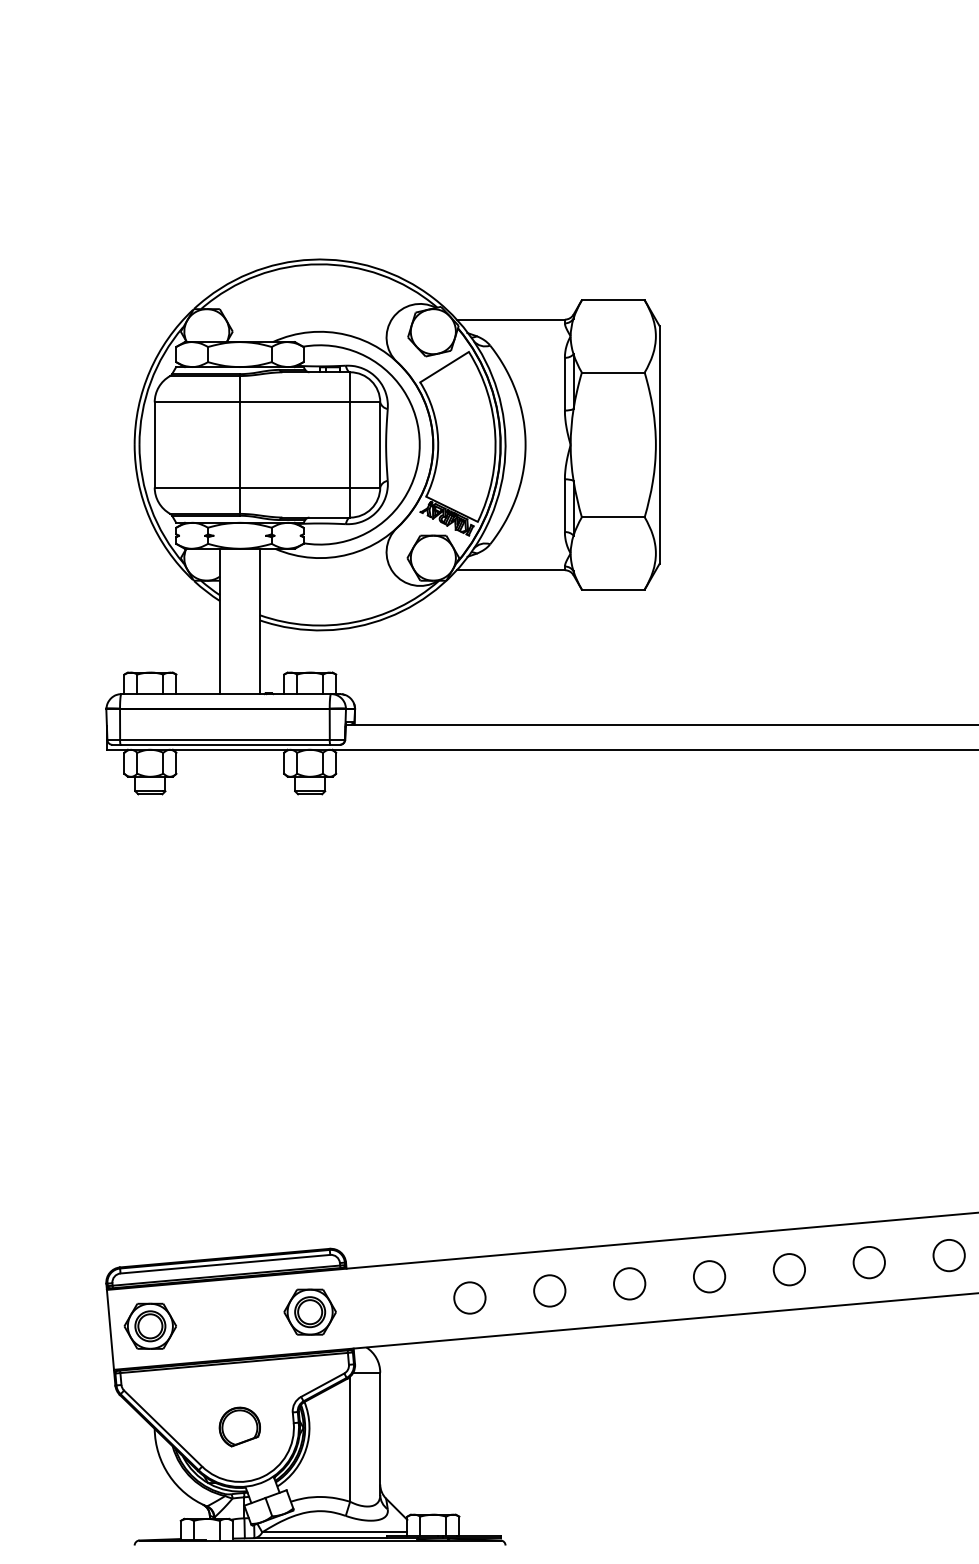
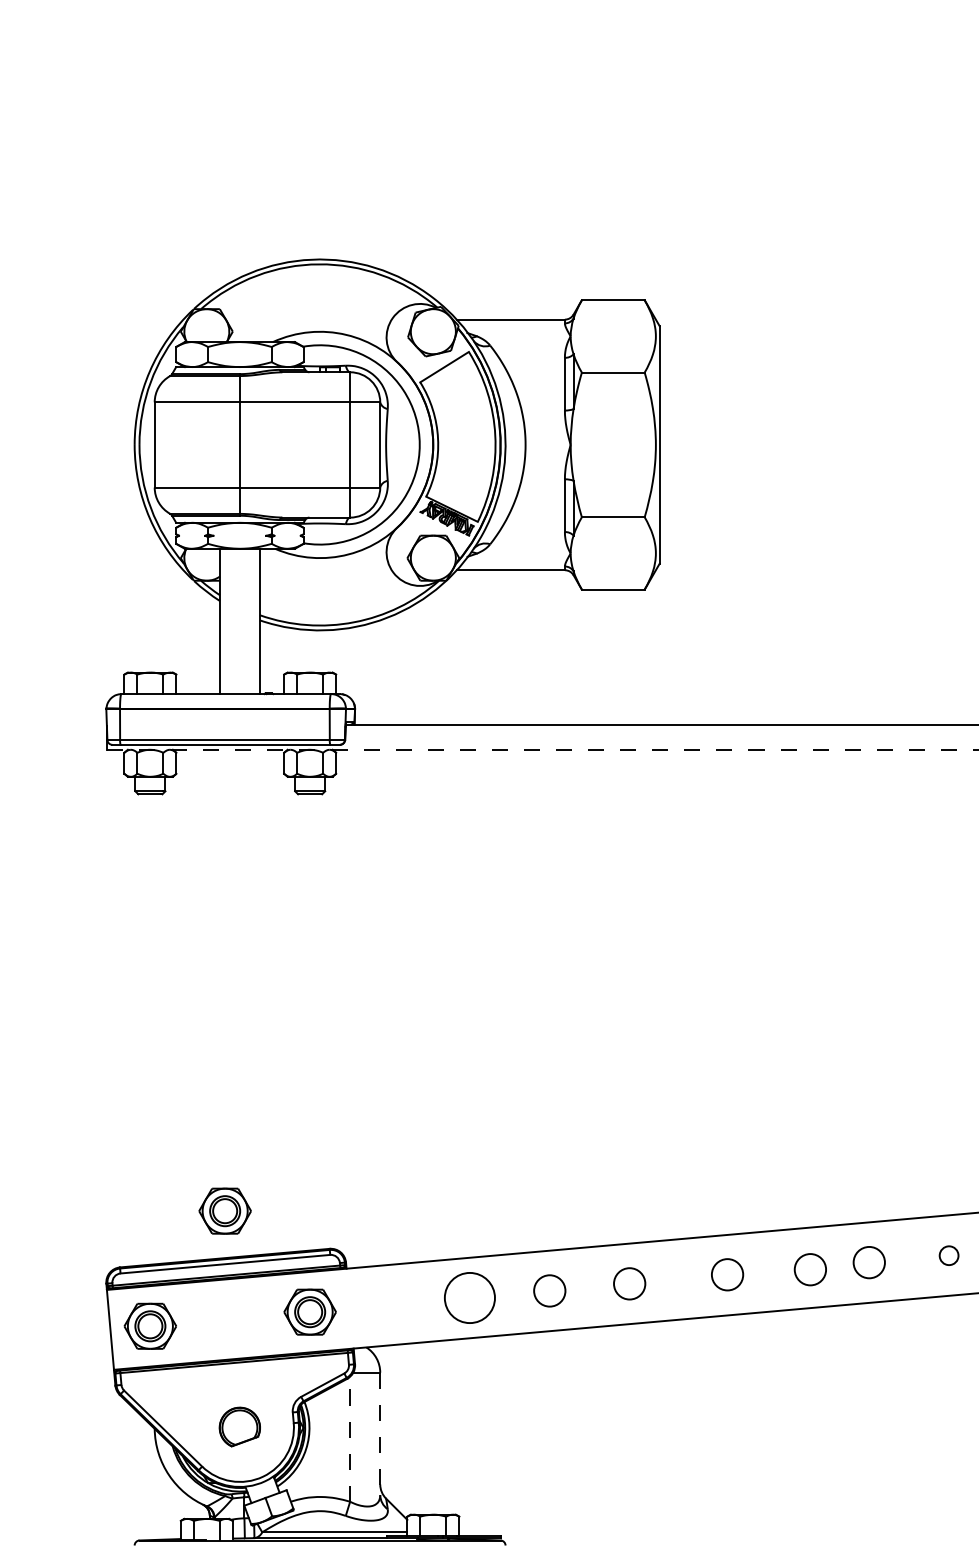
line: solid -> dashed (542, 749)
part: none -> present (224, 1210)
circle size: 34x34 px -> 22x21 px (948, 1255)
circle position: (788, 1269) -> (809, 1269) (809, 1269)
circle position: (709, 1276) -> (727, 1274) (727, 1274)
circle diameter: 31 px -> 50 px (469, 1297)
line: solid -> dashed (380, 1434)
line: solid -> dashed (350, 1439)
